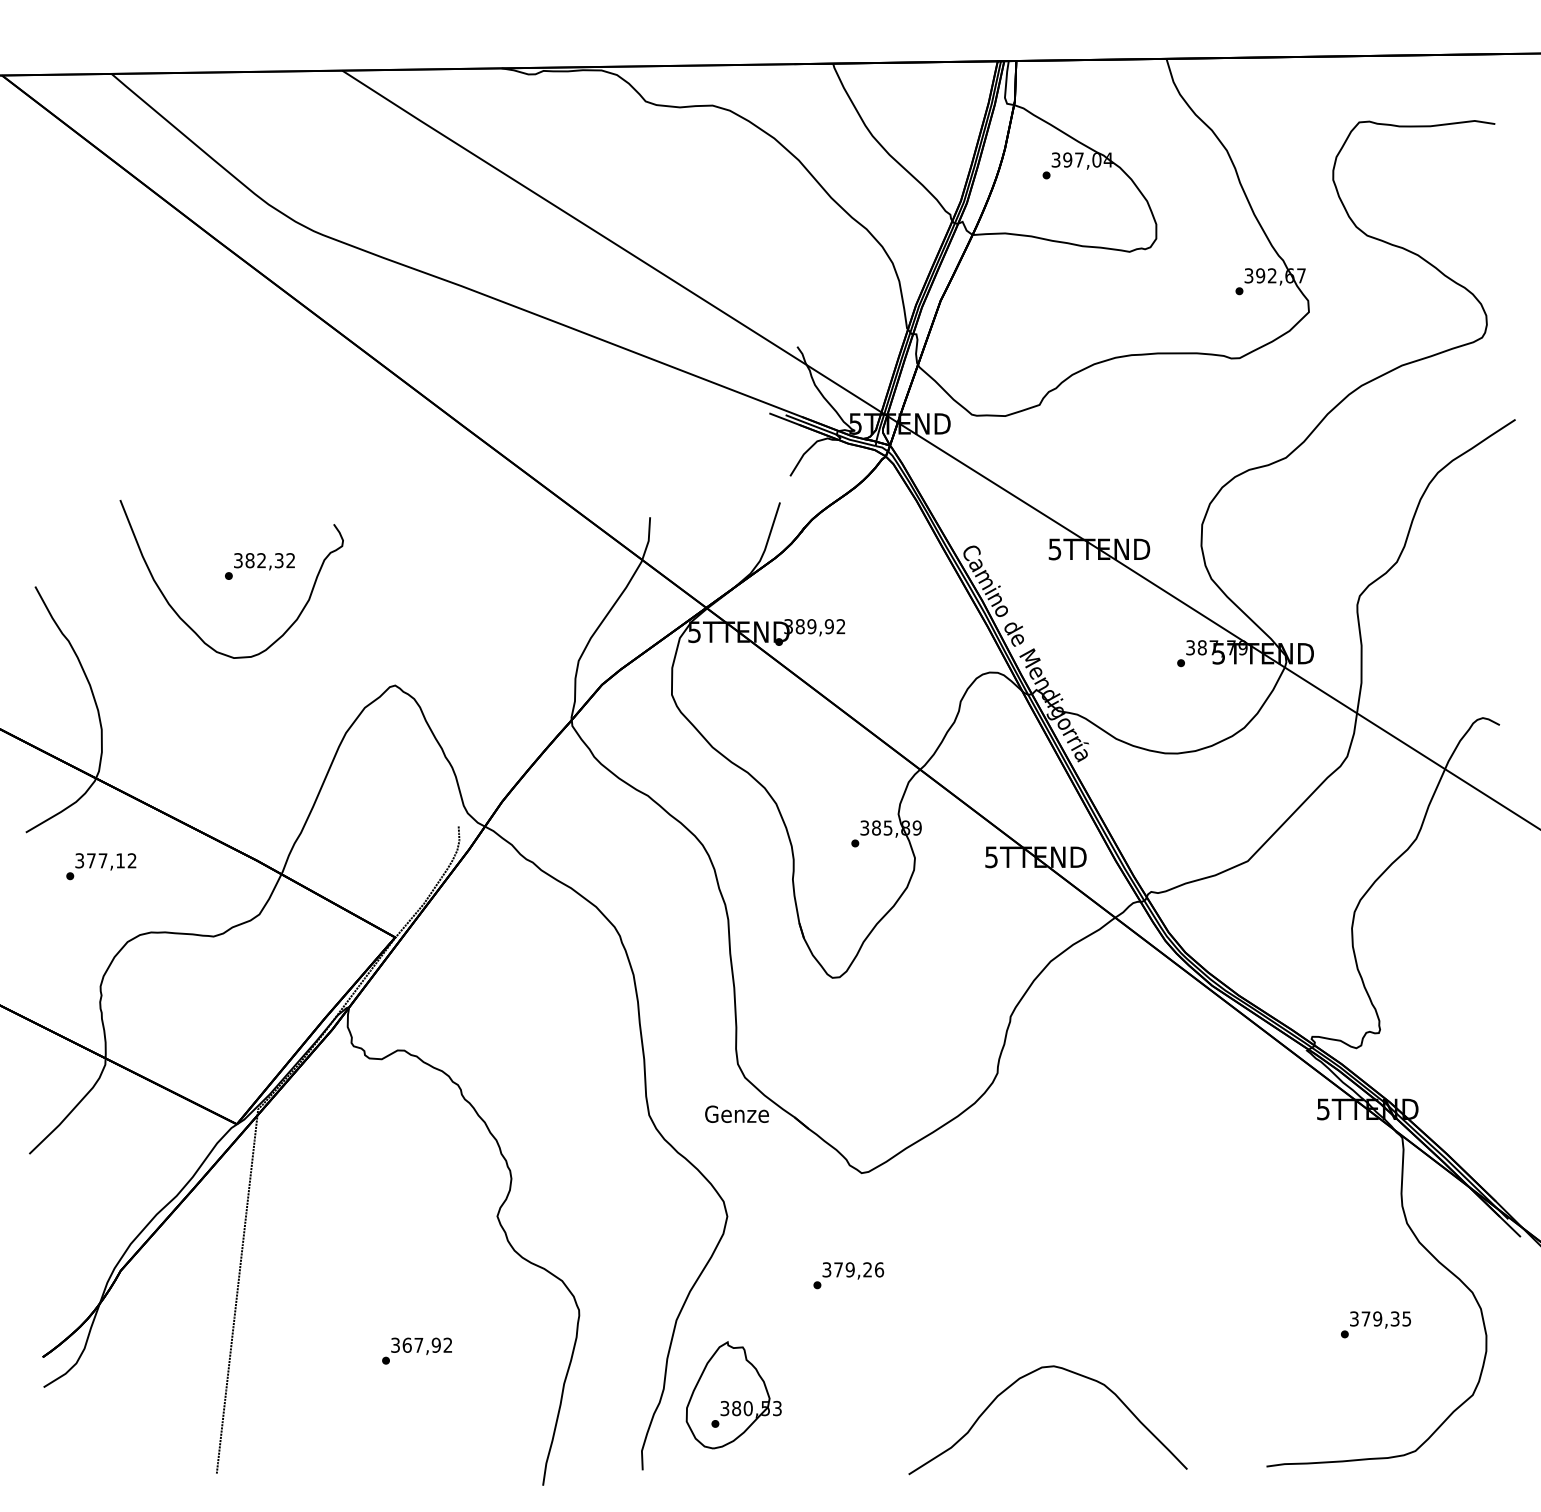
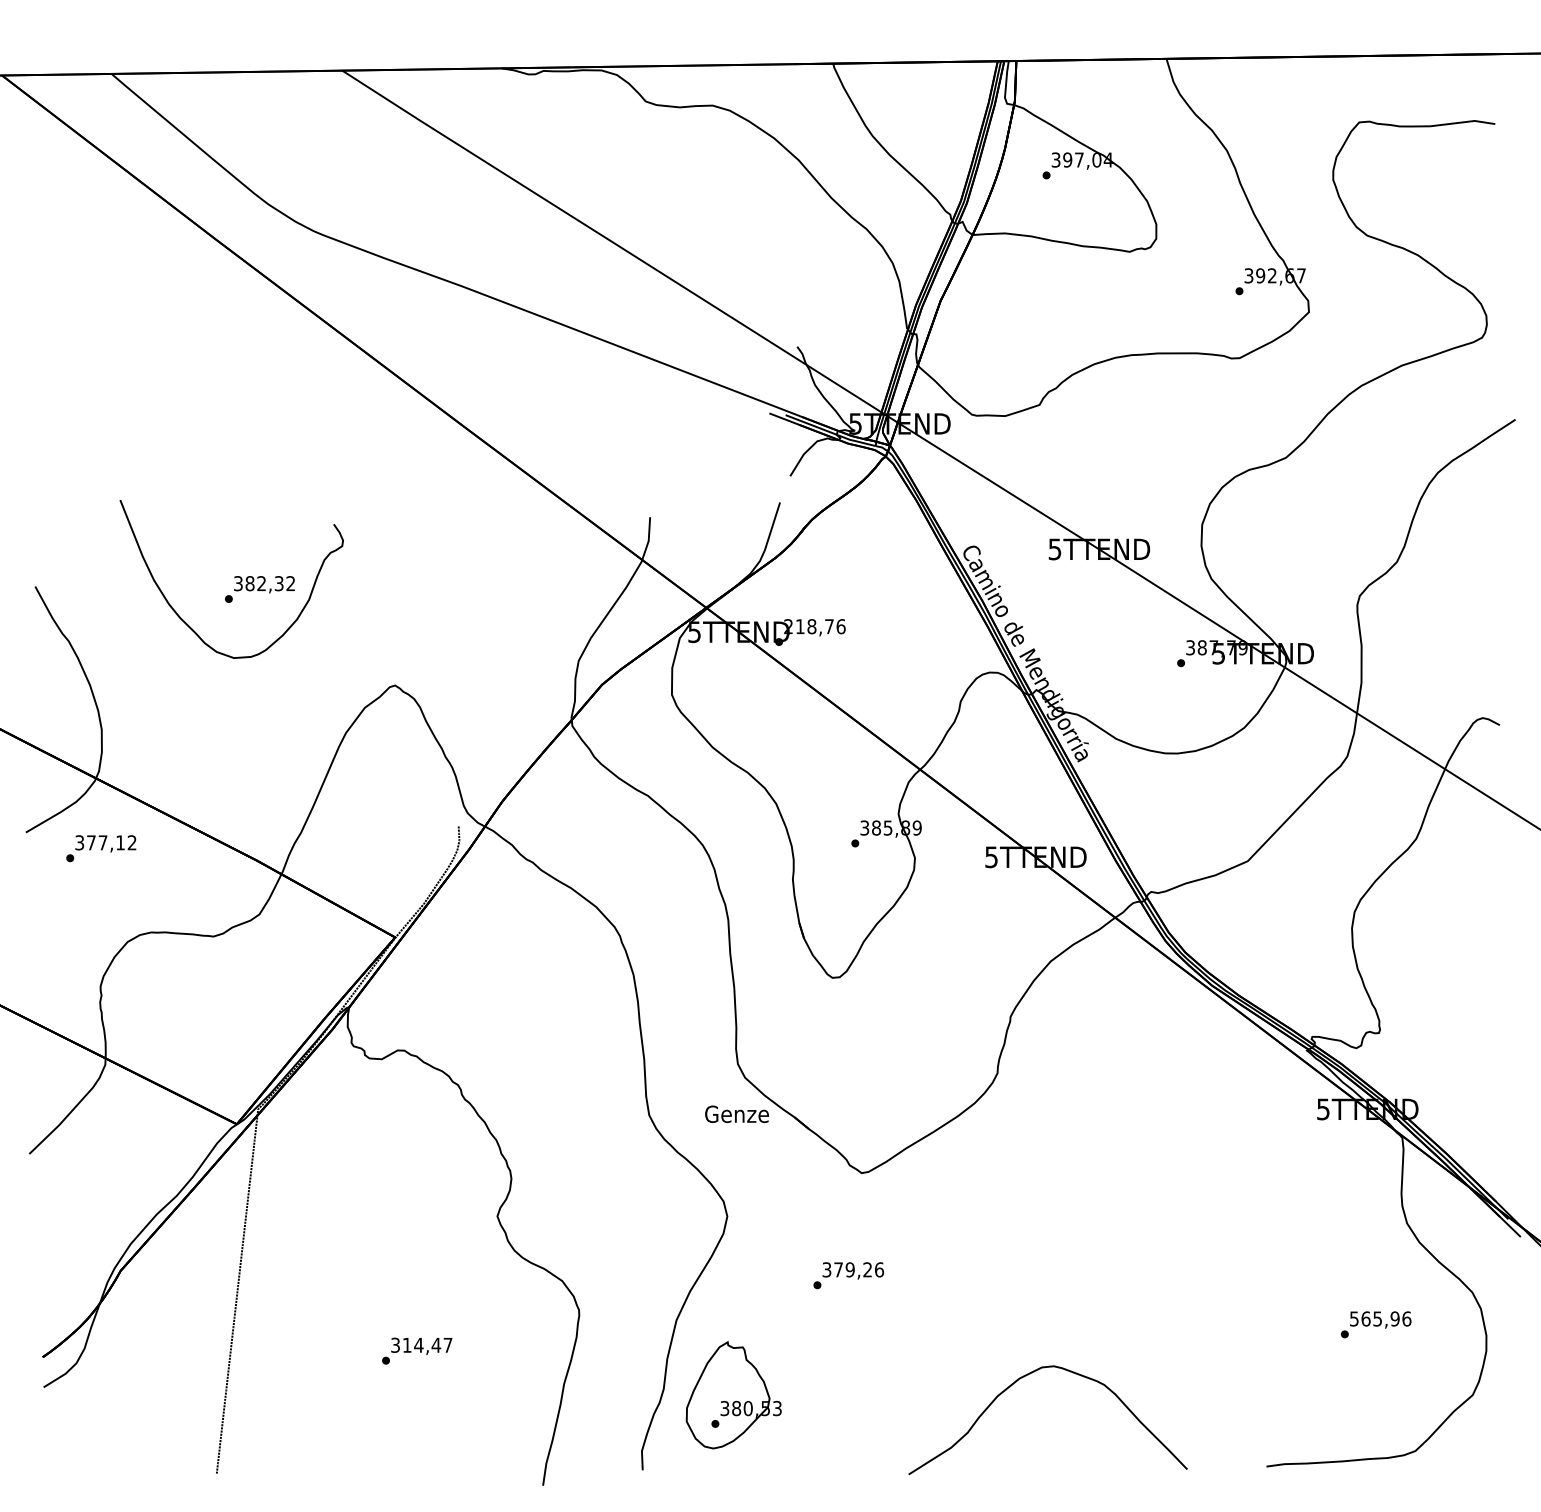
text position: (259, 566) -> (259, 589) (259, 589)
text: 389,92 -> 218,76 (814, 626)
text position: (101, 866) -> (101, 848) (101, 848)
text: 379,35 -> 565,96 (1380, 1318)
text: 367,92 -> 314,47 (427, 1344)
